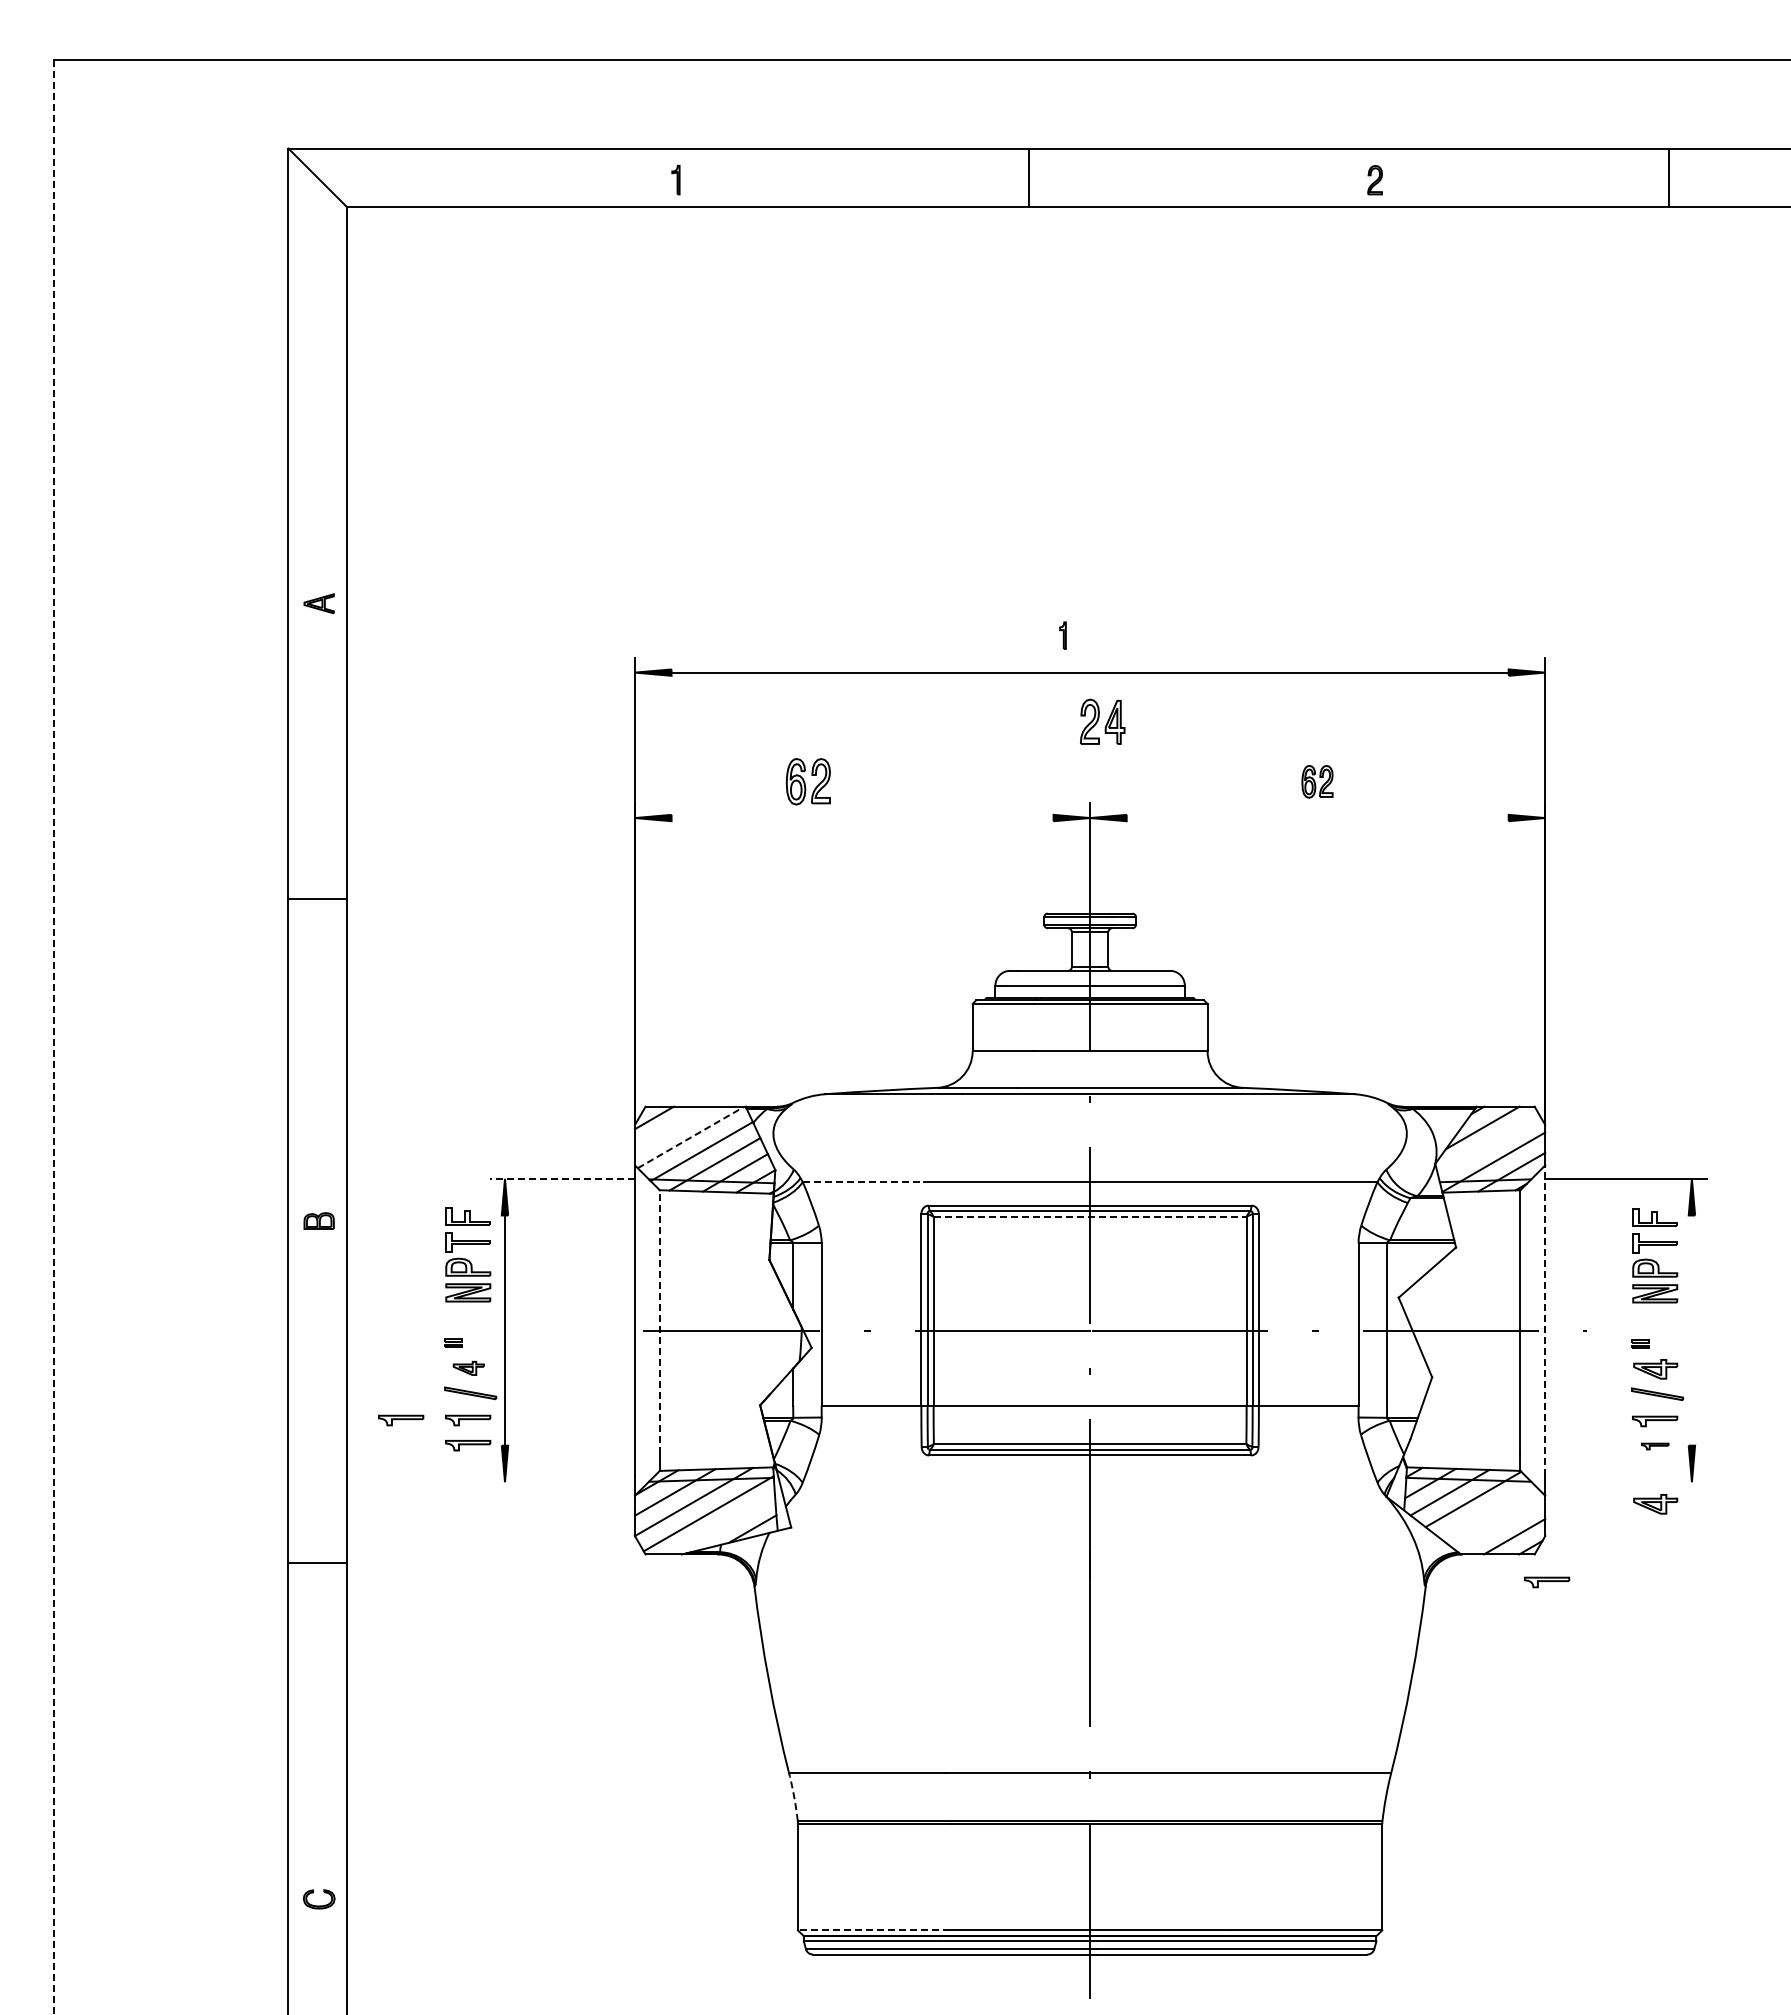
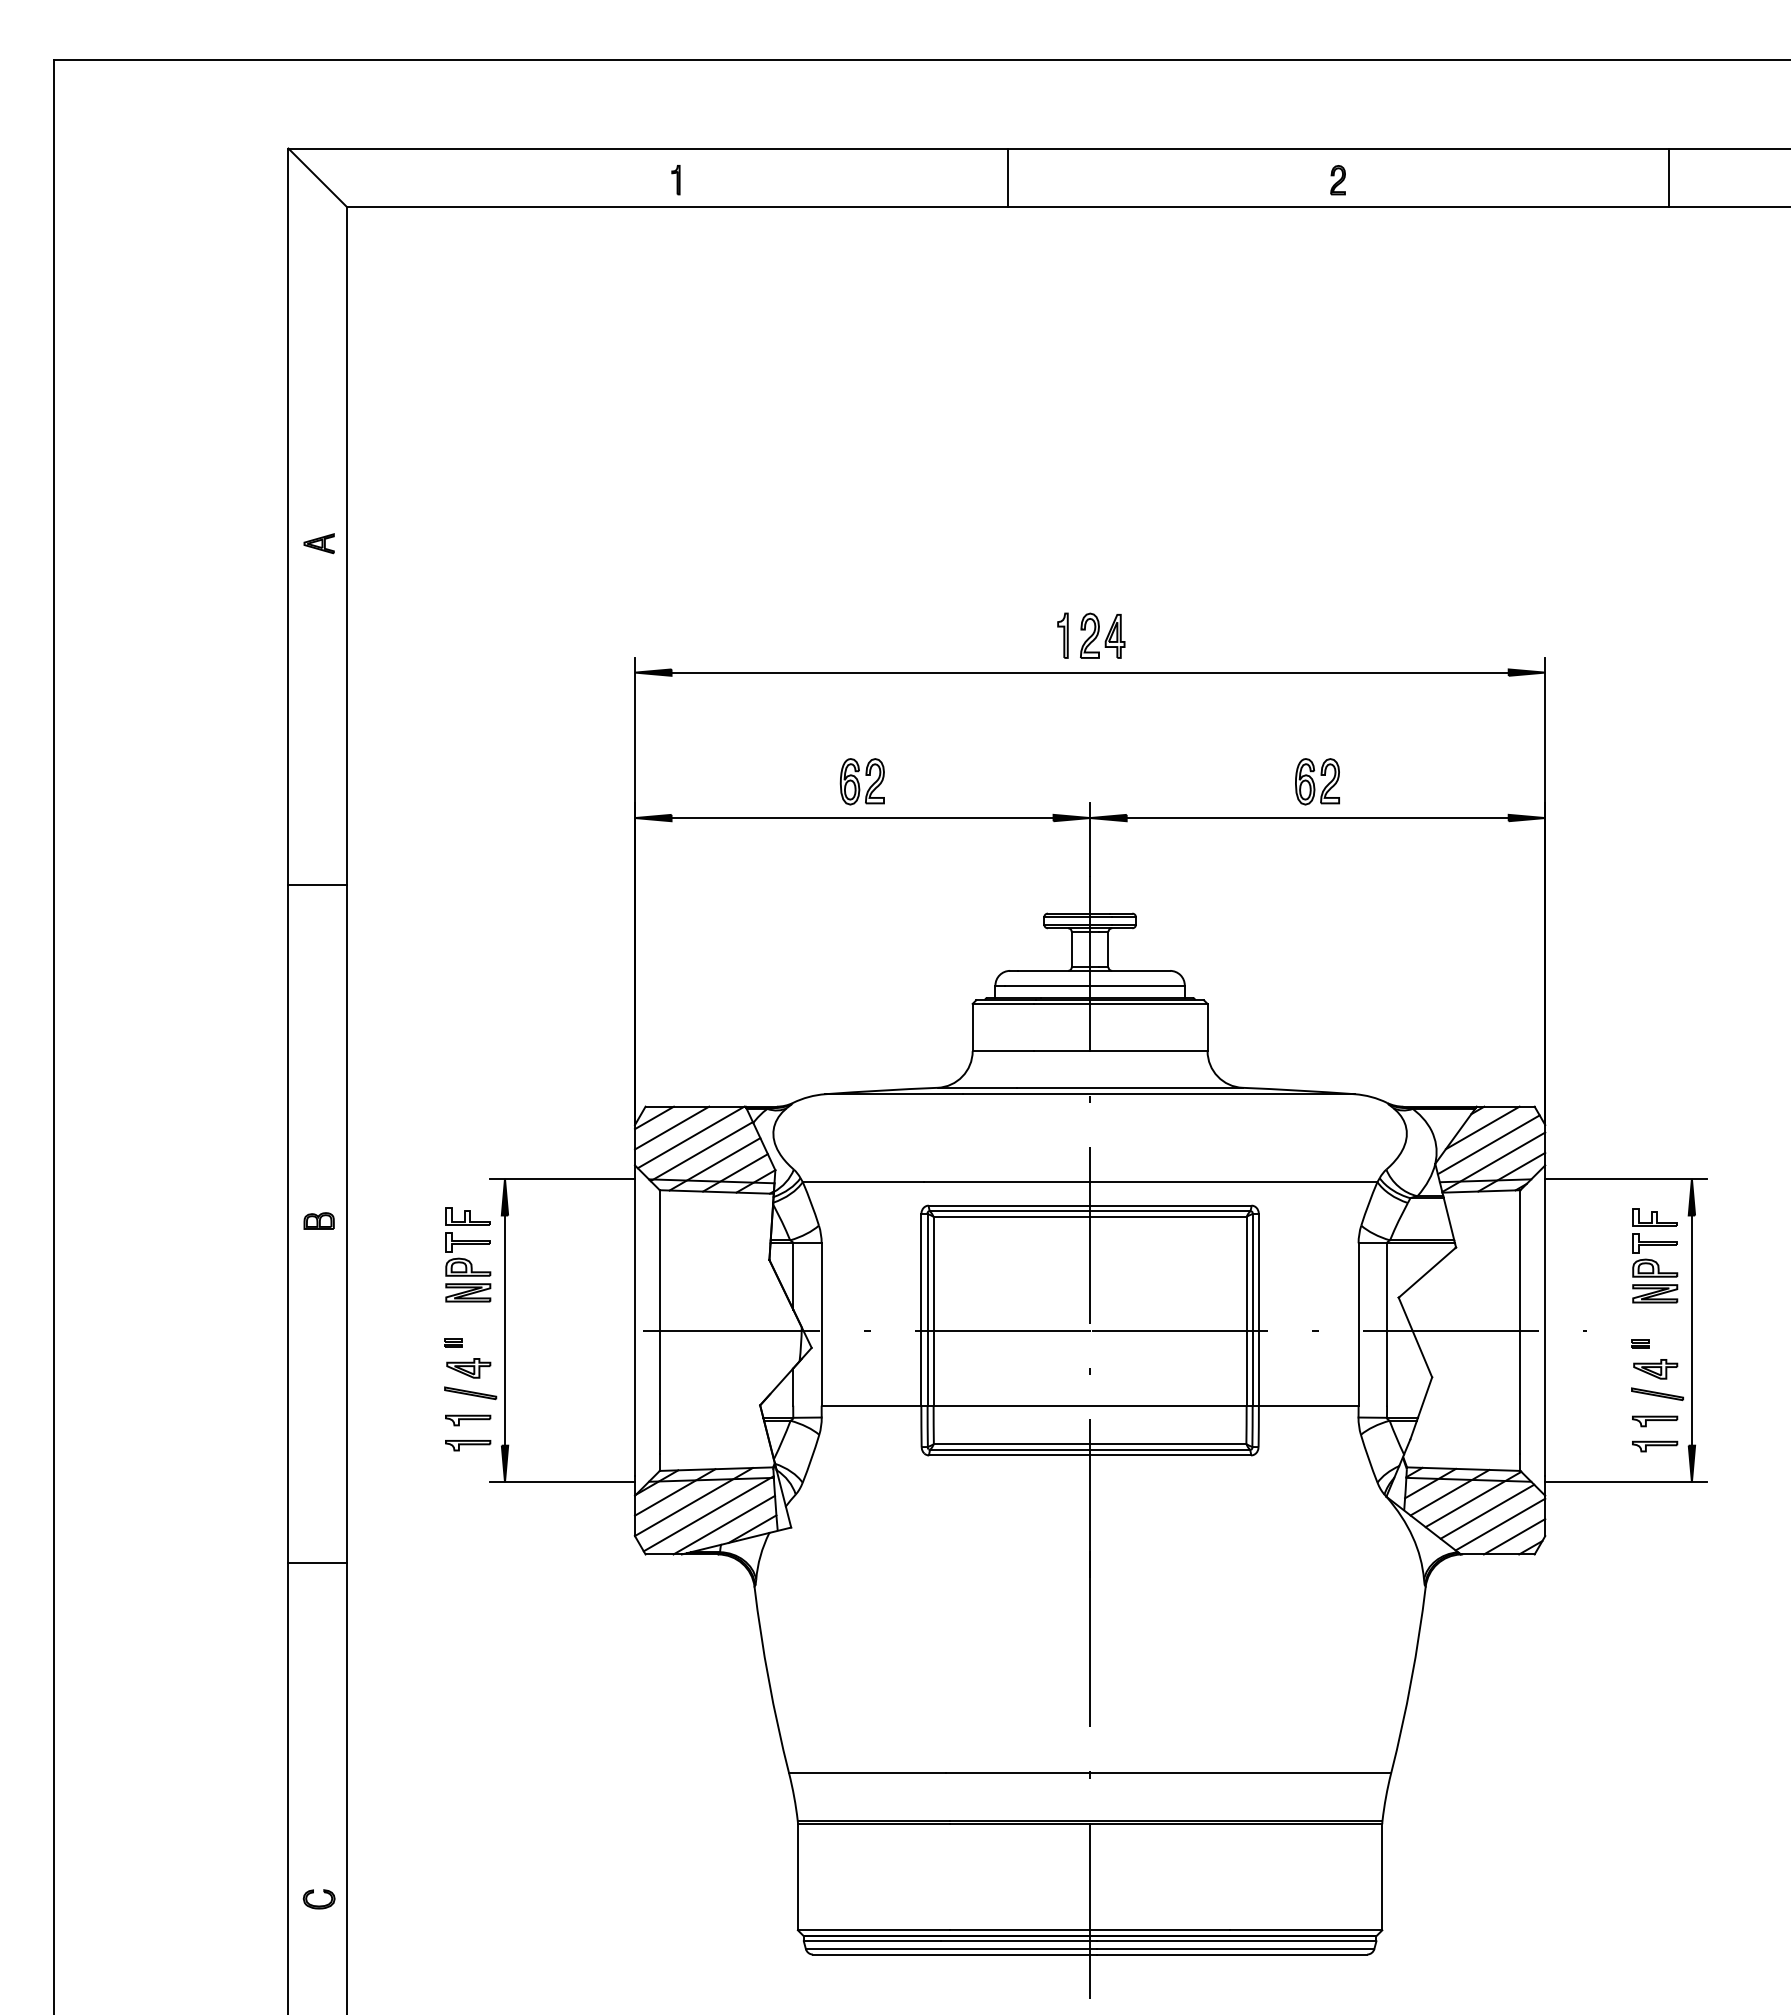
line position: (1028, 177) -> (1007, 177) (1007, 177)
part position: (1374, 180) -> (1337, 180) (1337, 180)
part position: (318, 603) -> (318, 543) (318, 543)
part size: 8x29 px -> 12x47 px (1062, 635)
part position: (1102, 721) -> (1102, 635) (1102, 635)
part position: (807, 781) -> (861, 781) (861, 781)
part size: 33x34 px -> 45x48 px (1317, 781)
line: none -> present (862, 818)
line: none -> present (1317, 818)
line position: (317, 899) -> (317, 885) (317, 885)
line: dashed -> solid (53, 1037)
line: none -> present (672, 1127)
line: dashed -> solid (691, 1137)
line: none -> present (1488, 1144)
line: dashed -> solid (562, 1178)
line: dashed -> solid (863, 1182)
line: dashed -> solid (1090, 1216)
line: dashed -> solid (1545, 1319)
line: dashed -> solid (659, 1321)
line: none -> present (1691, 1330)
part size: 33x16 px -> 46x21 px (468, 1368)
part: present -> none (401, 1420)
part size: 29x9 px -> 47x13 px (1655, 1446)
line: none -> present (562, 1482)
line: none -> present (1625, 1482)
part: present -> none (1655, 1504)
line: none -> present (1487, 1511)
line: none -> present (724, 1524)
line: none -> present (1500, 1524)
part: present -> none (1547, 1582)
arc: dashed -> solid (794, 1797)
line: dashed -> solid (873, 1930)
